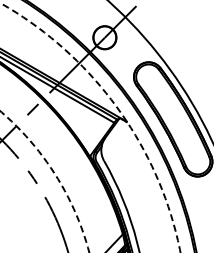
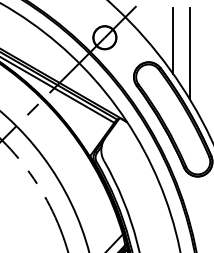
line: none -> present (172, 40)
line: none -> present (189, 53)
arc: dashed -> solid (116, 106)
circle: dashed -> solid (44, 181)
